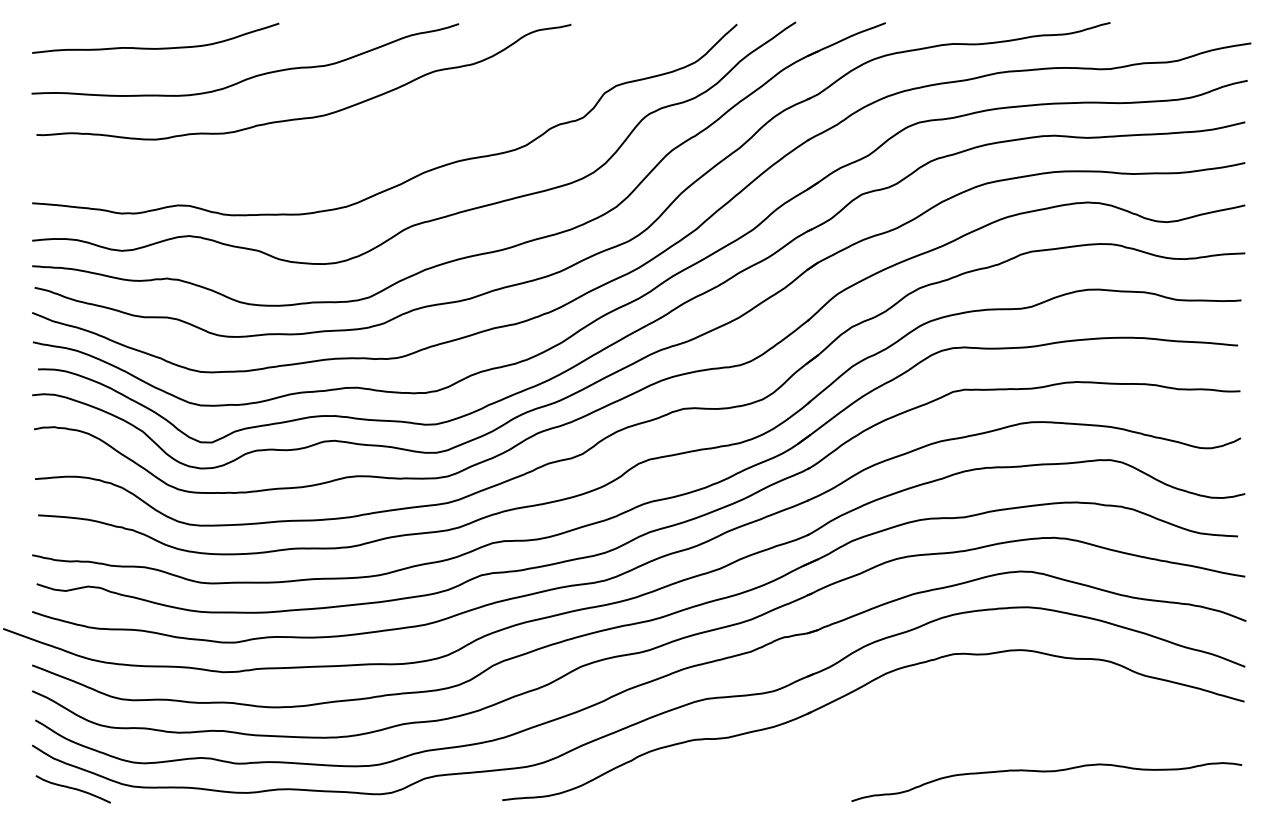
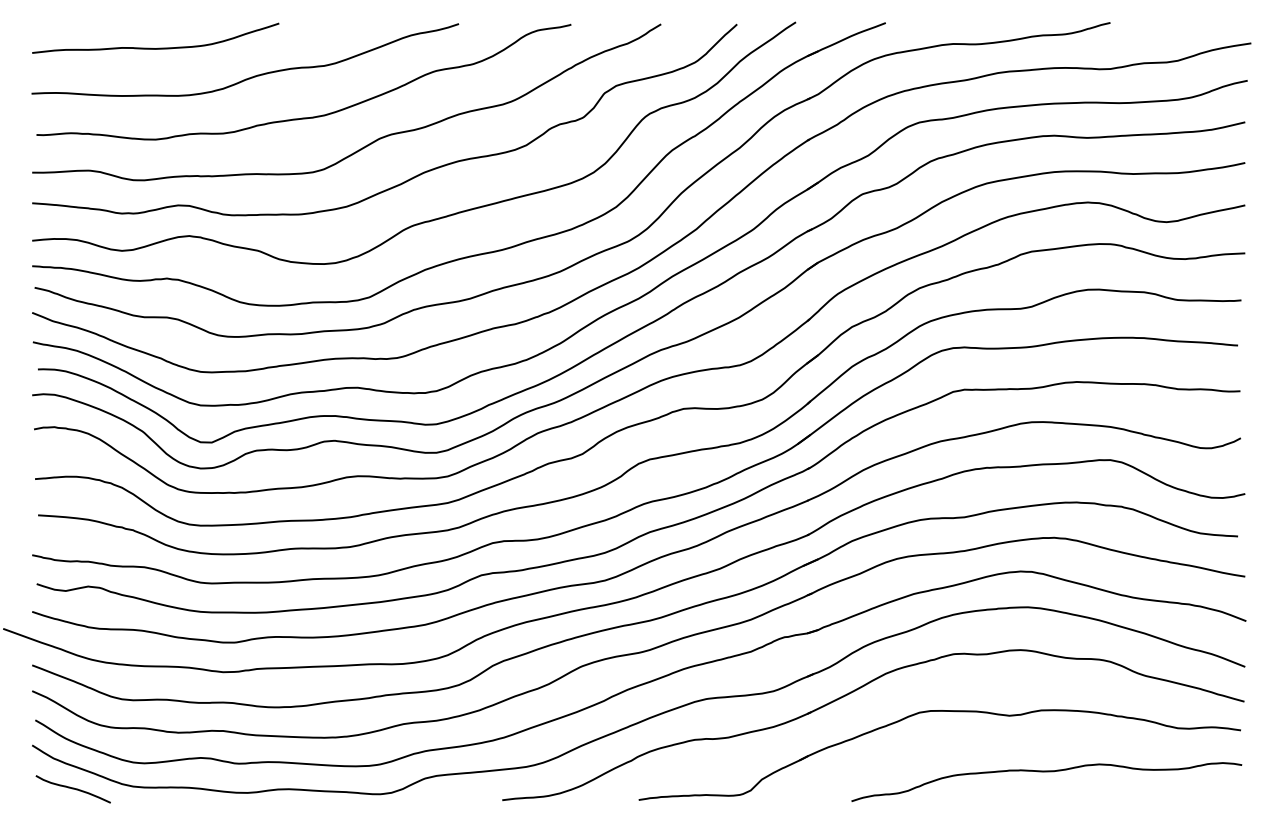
curve: none -> present (370, 142)
part: none -> present (939, 711)
